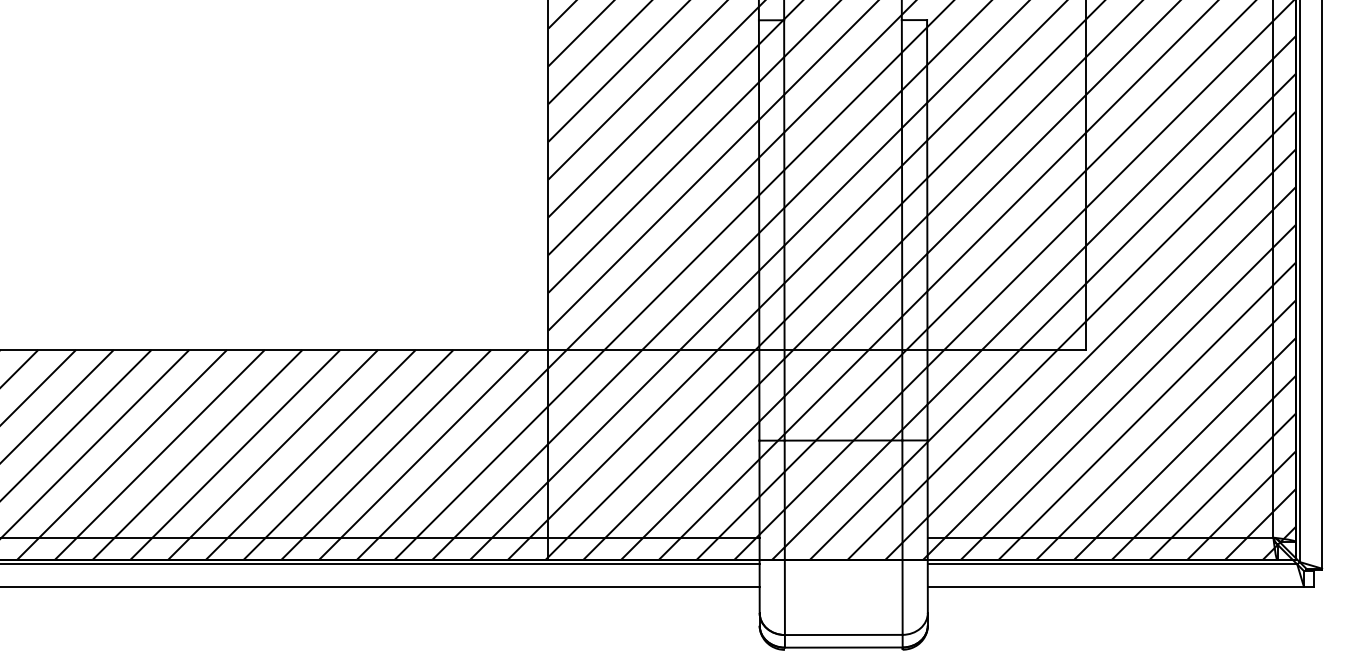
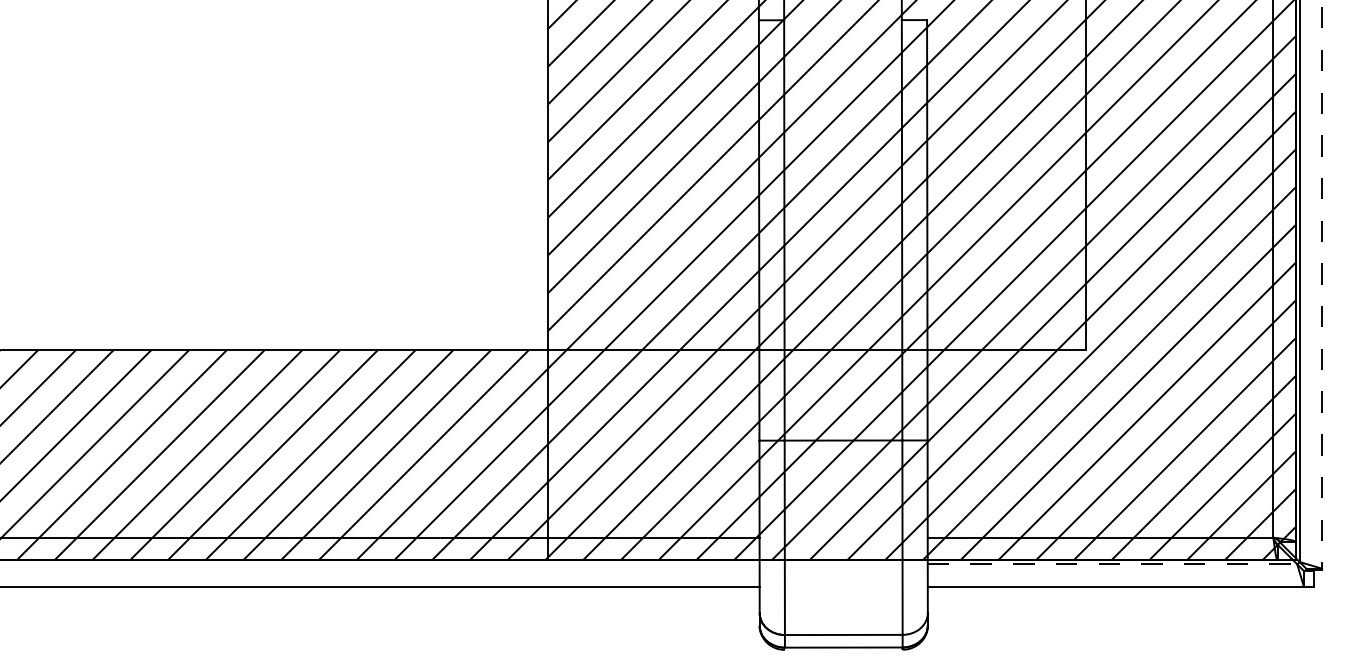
line: solid -> dashed (1322, 284)
line: present -> none (380, 564)
line: solid -> dashed (1112, 564)
